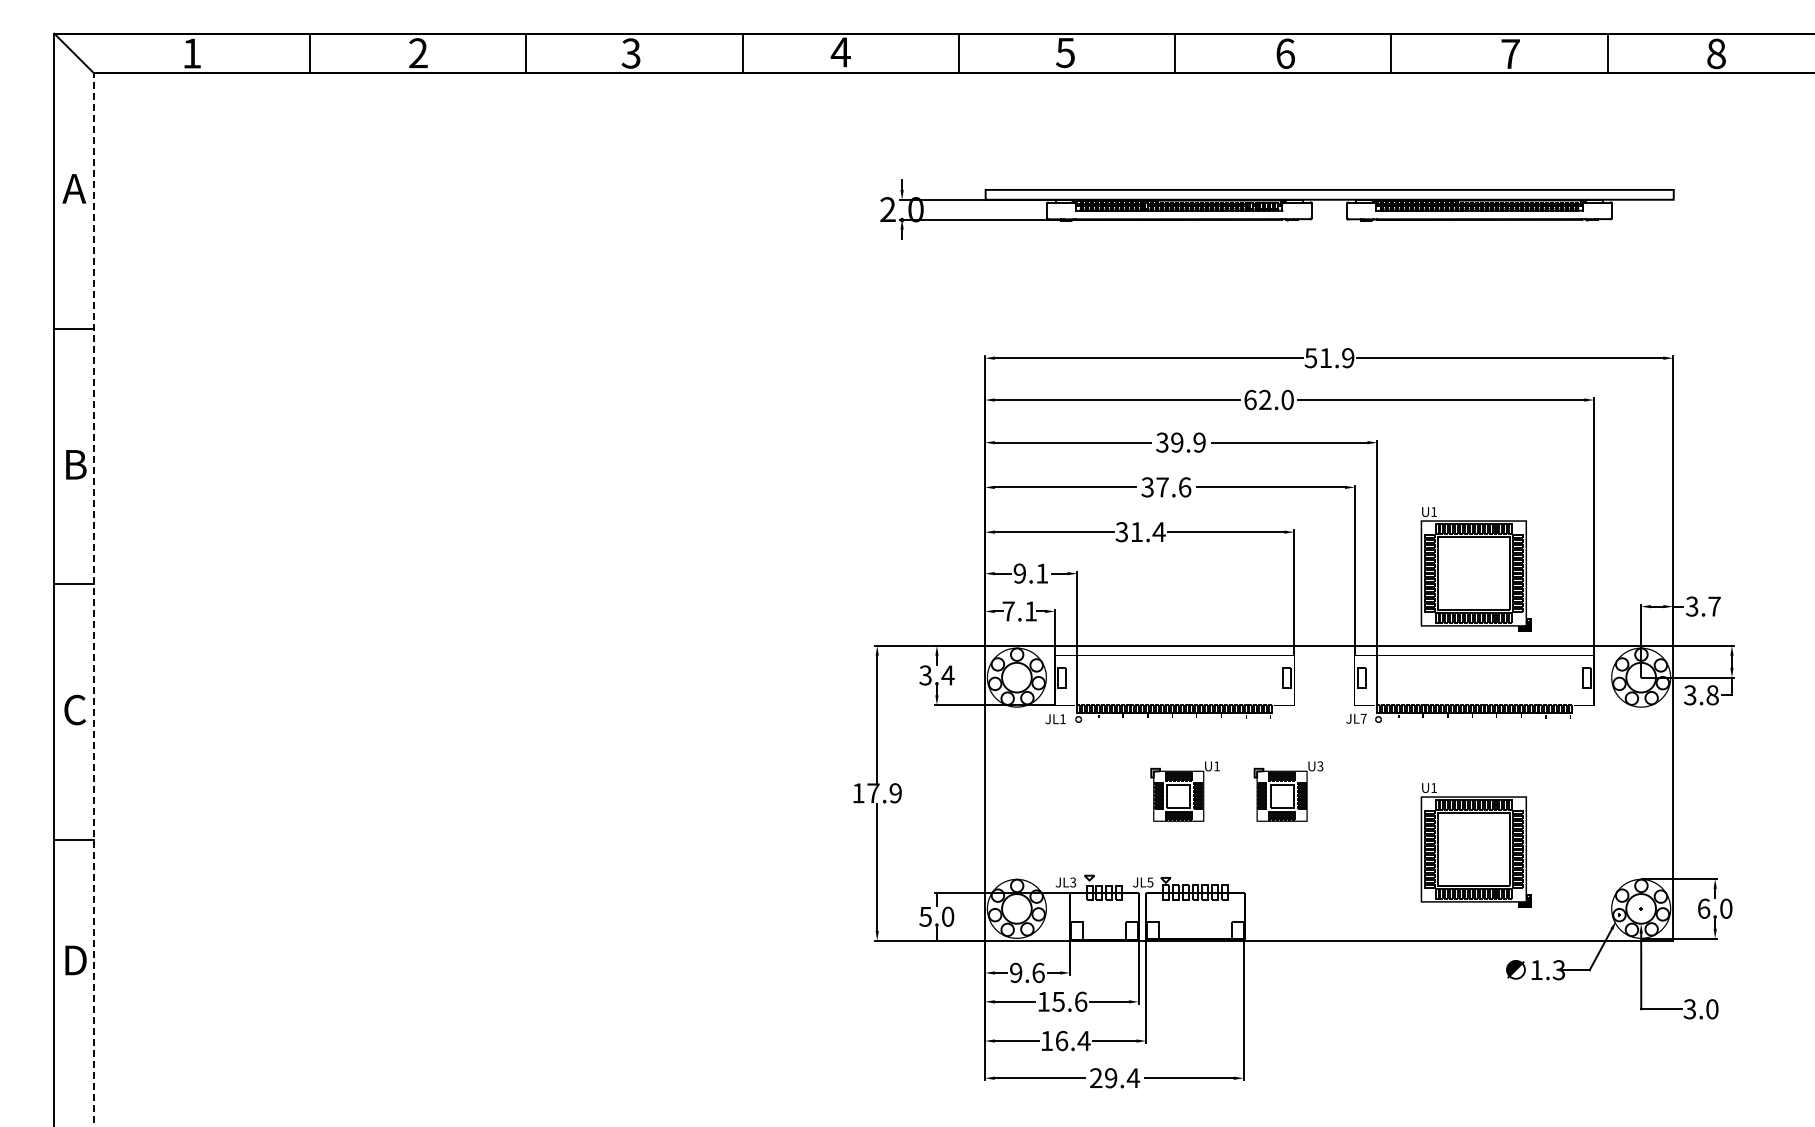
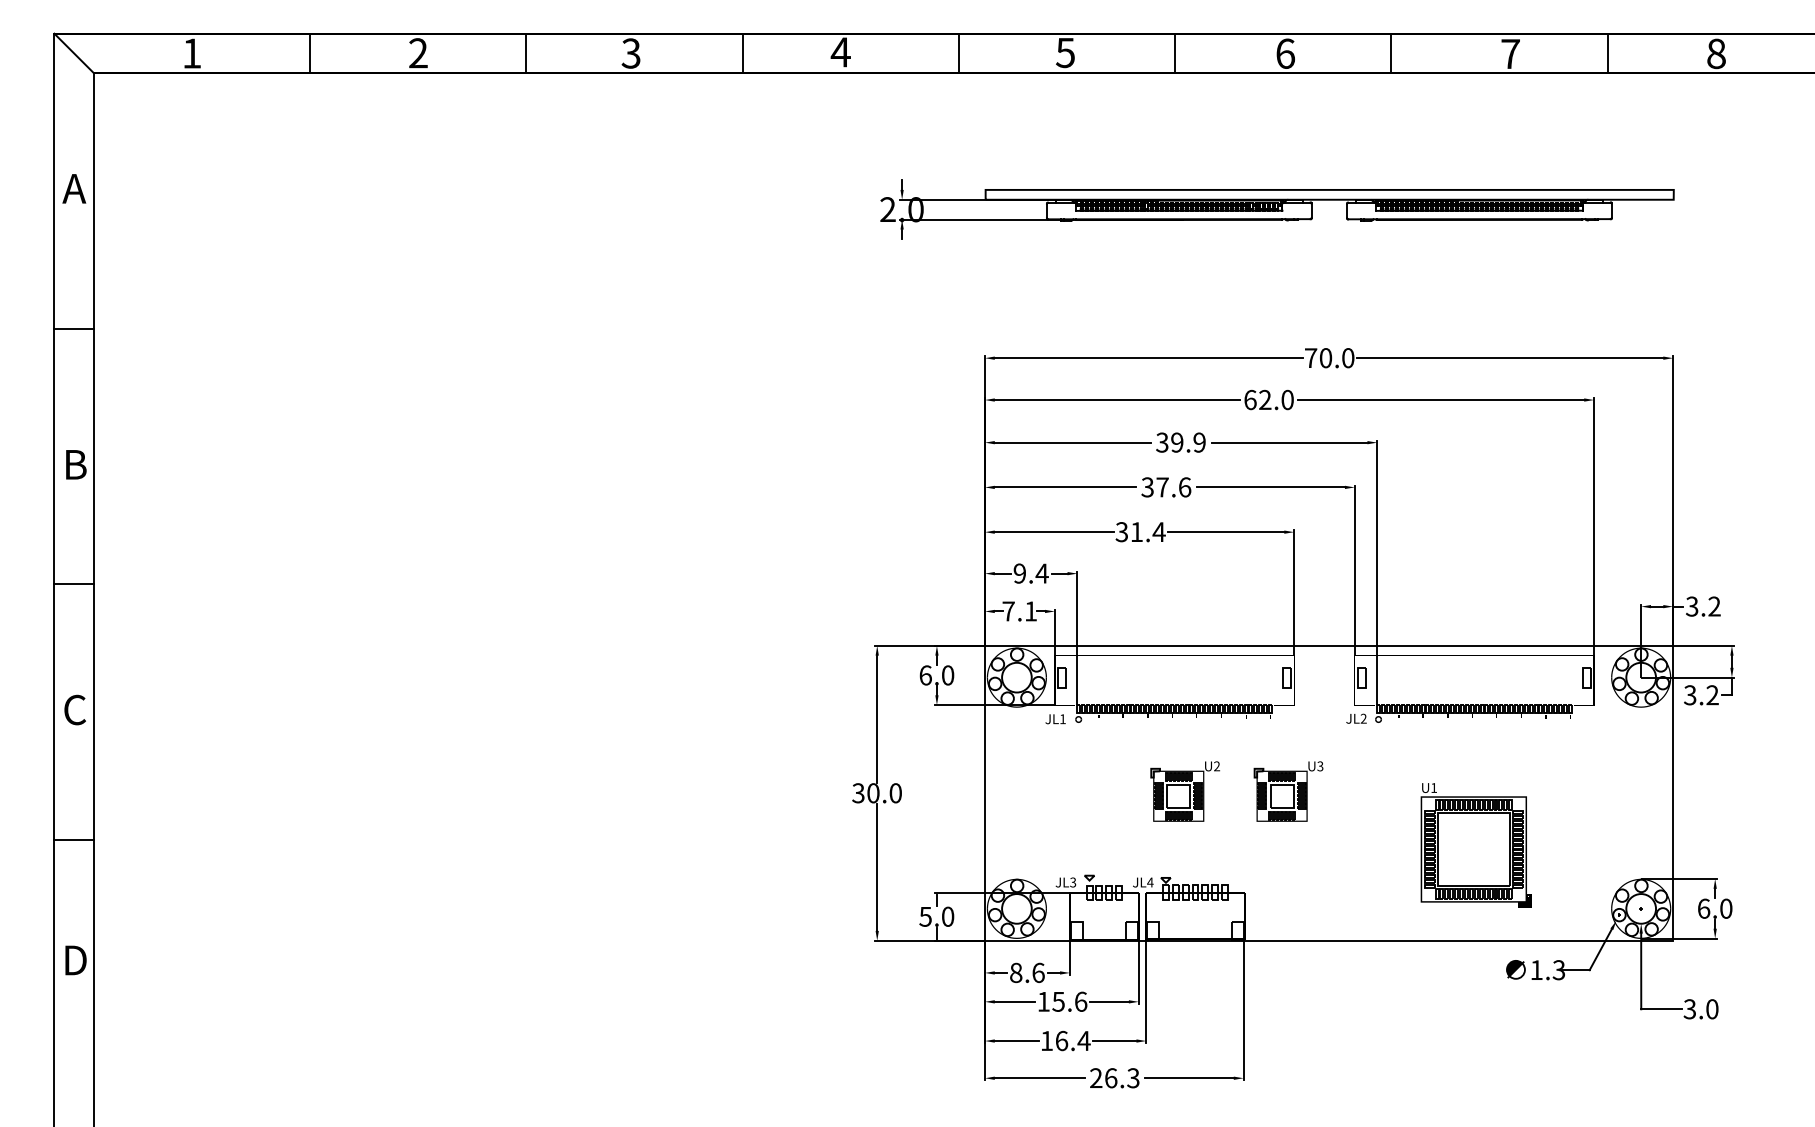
text: 51.9 -> 70.0 (1329, 358)
part: present -> none (1475, 569)
text: 9.1 -> 9.4 (1041, 573)
line: dashed -> solid (93, 599)
text: 3.7 -> 3.2 (1714, 606)
text: 3.4 -> 6.0 (936, 675)
text: 3.8 -> 3.2 (1712, 695)
text: JL7 -> JL2 (1363, 718)
text: U1 -> U2 (1217, 766)
text: 17.9 -> 30.0 (876, 793)
text: JL5 -> JL4 (1150, 882)
text: 9.6 -> 8.6 (1016, 972)
text: 29.4 -> 26.3 (1122, 1078)
